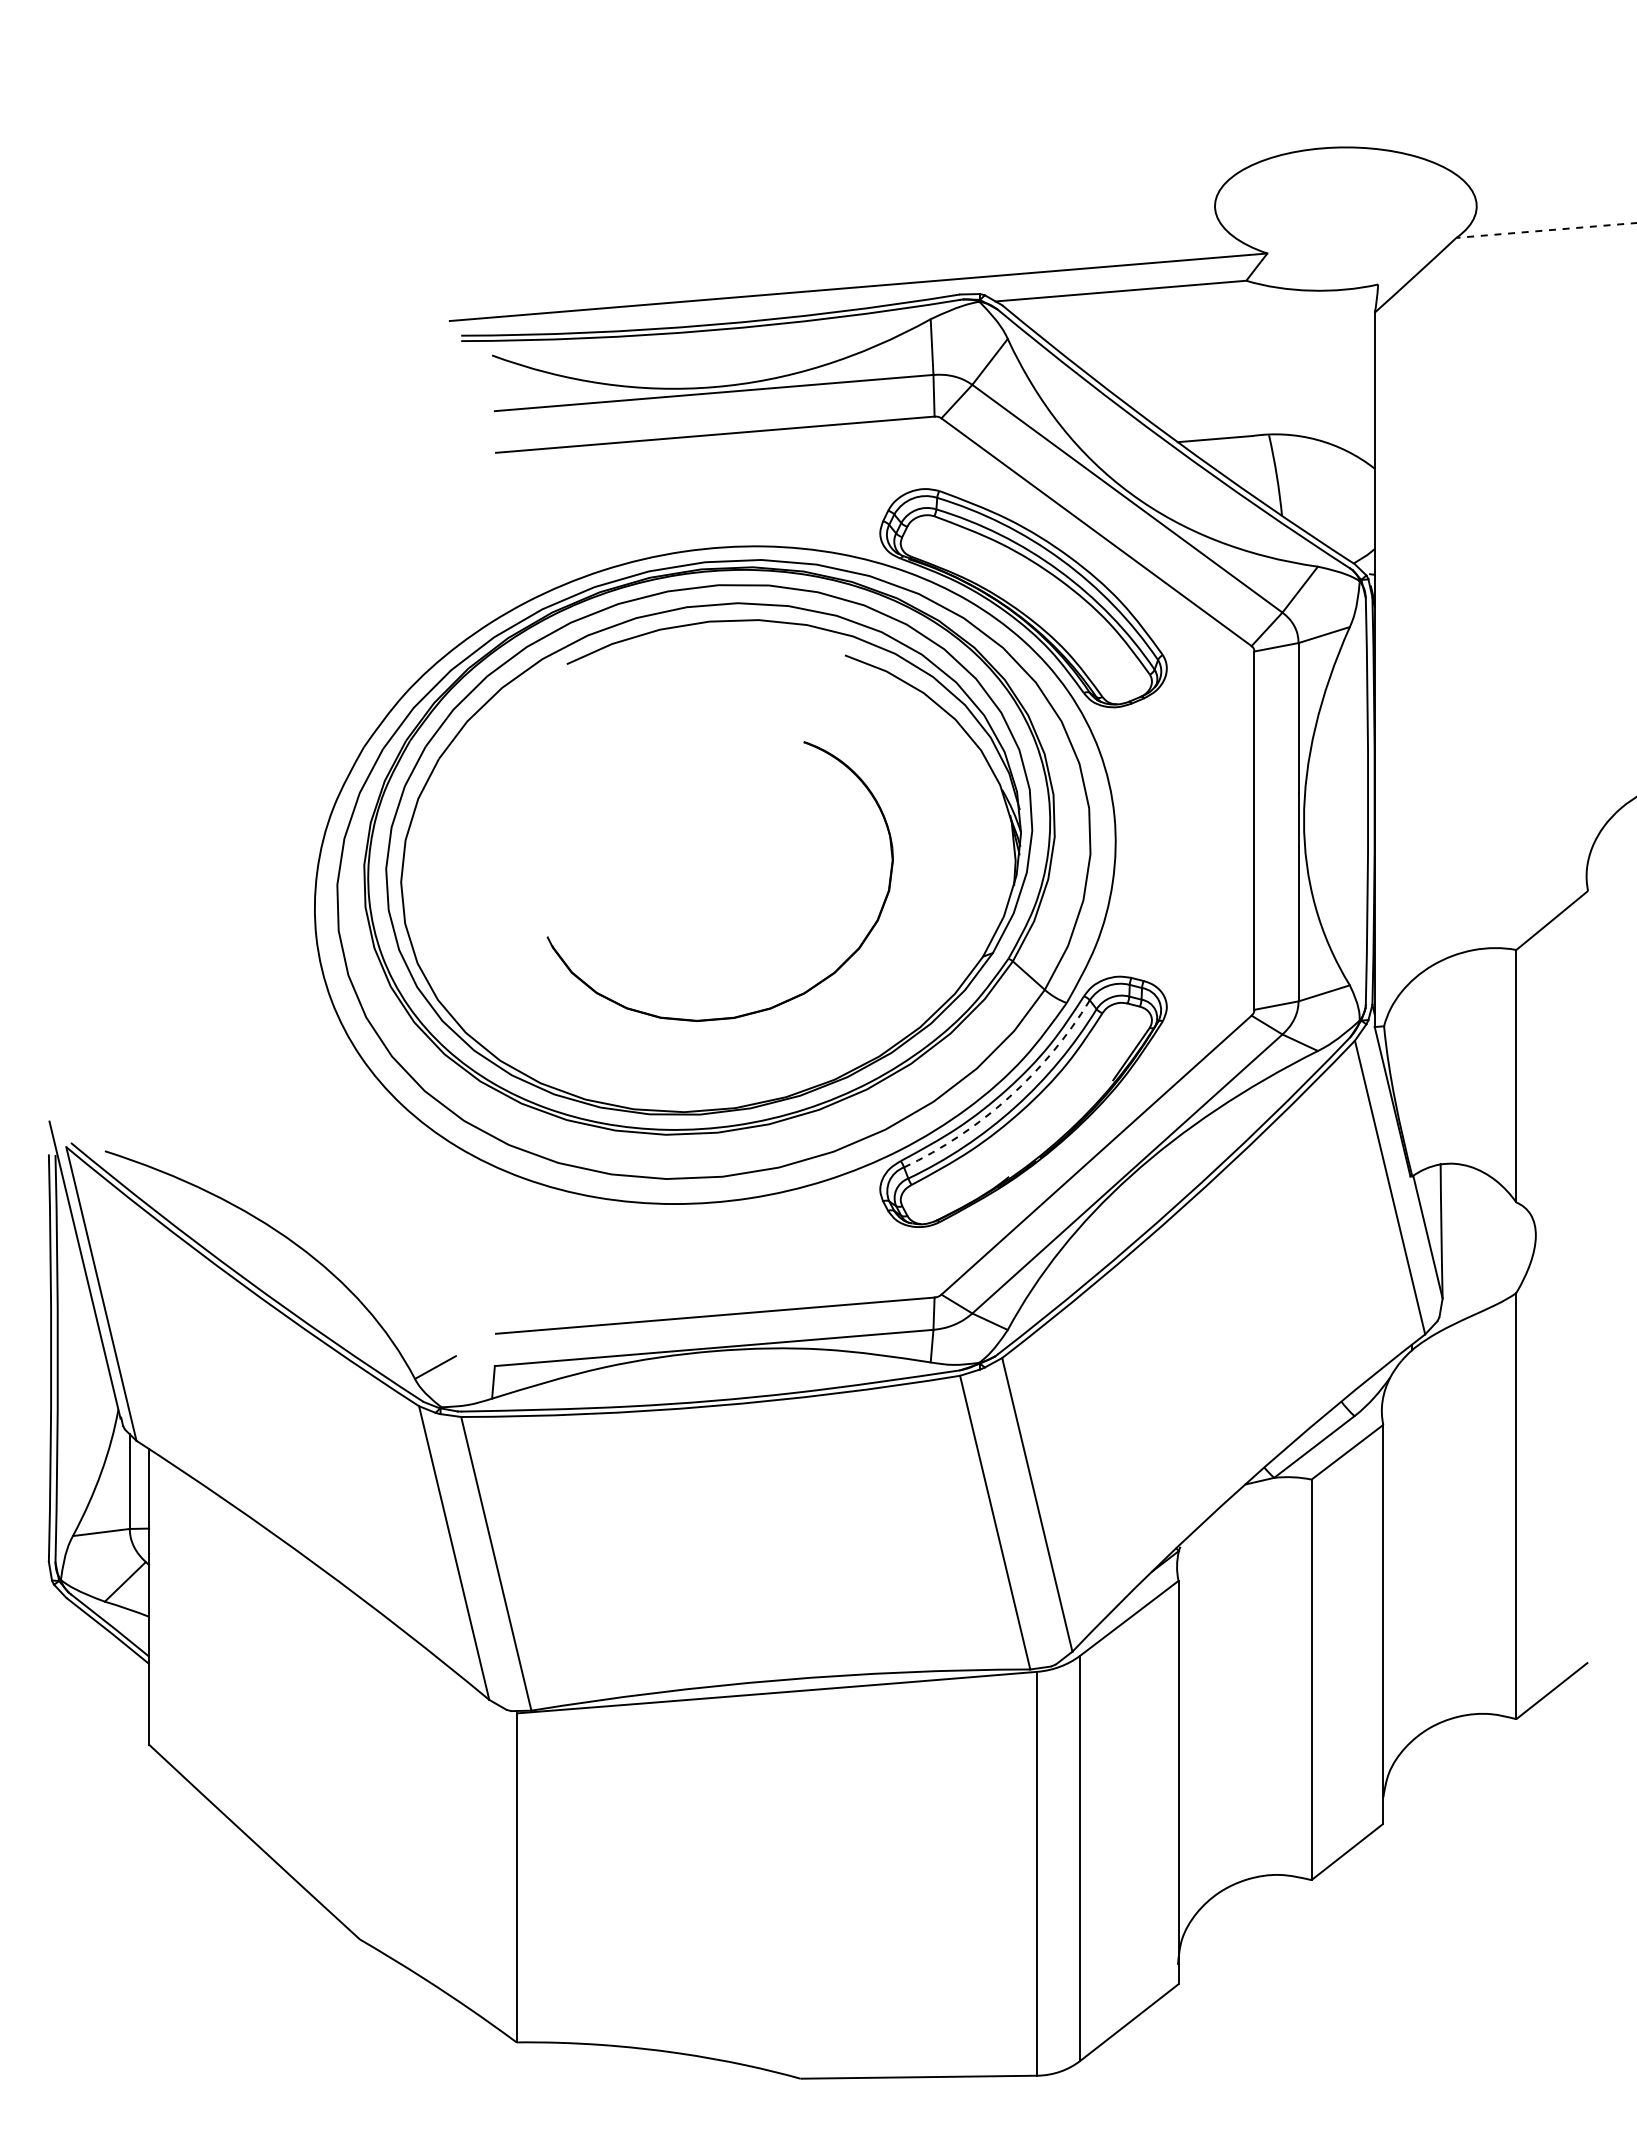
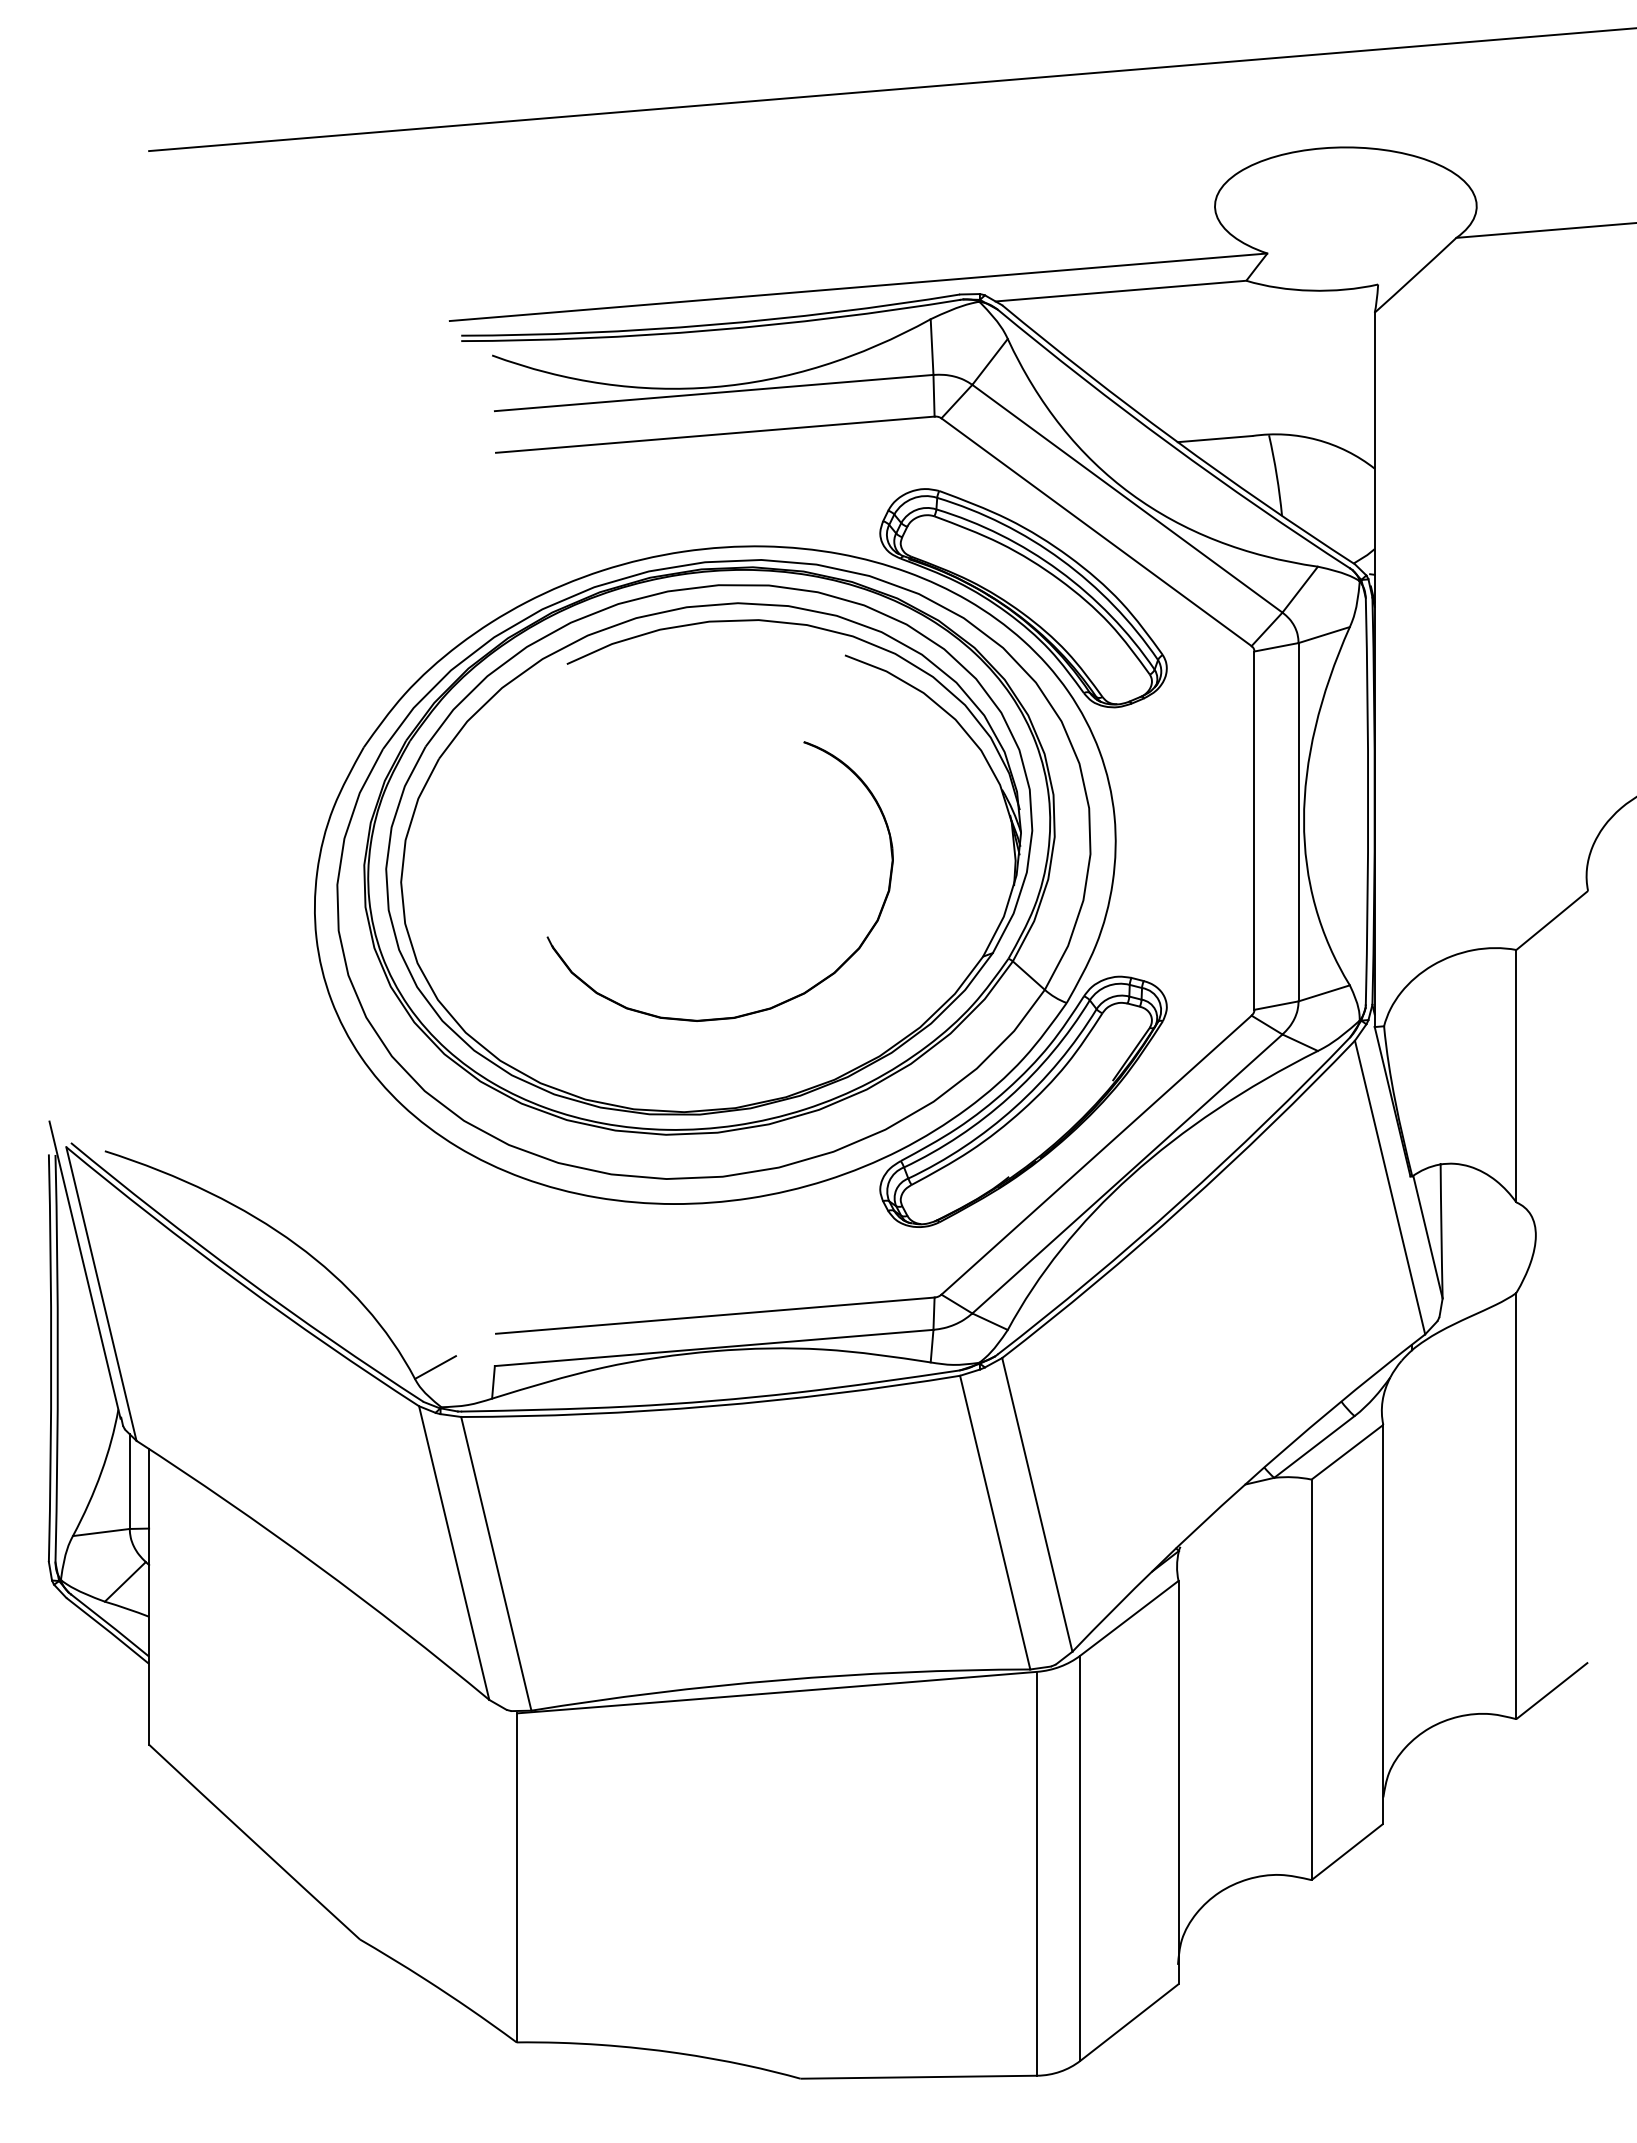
line: none -> present (891, 89)
line: dashed -> solid (1546, 230)
arc: dashed -> solid (1009, 1097)
